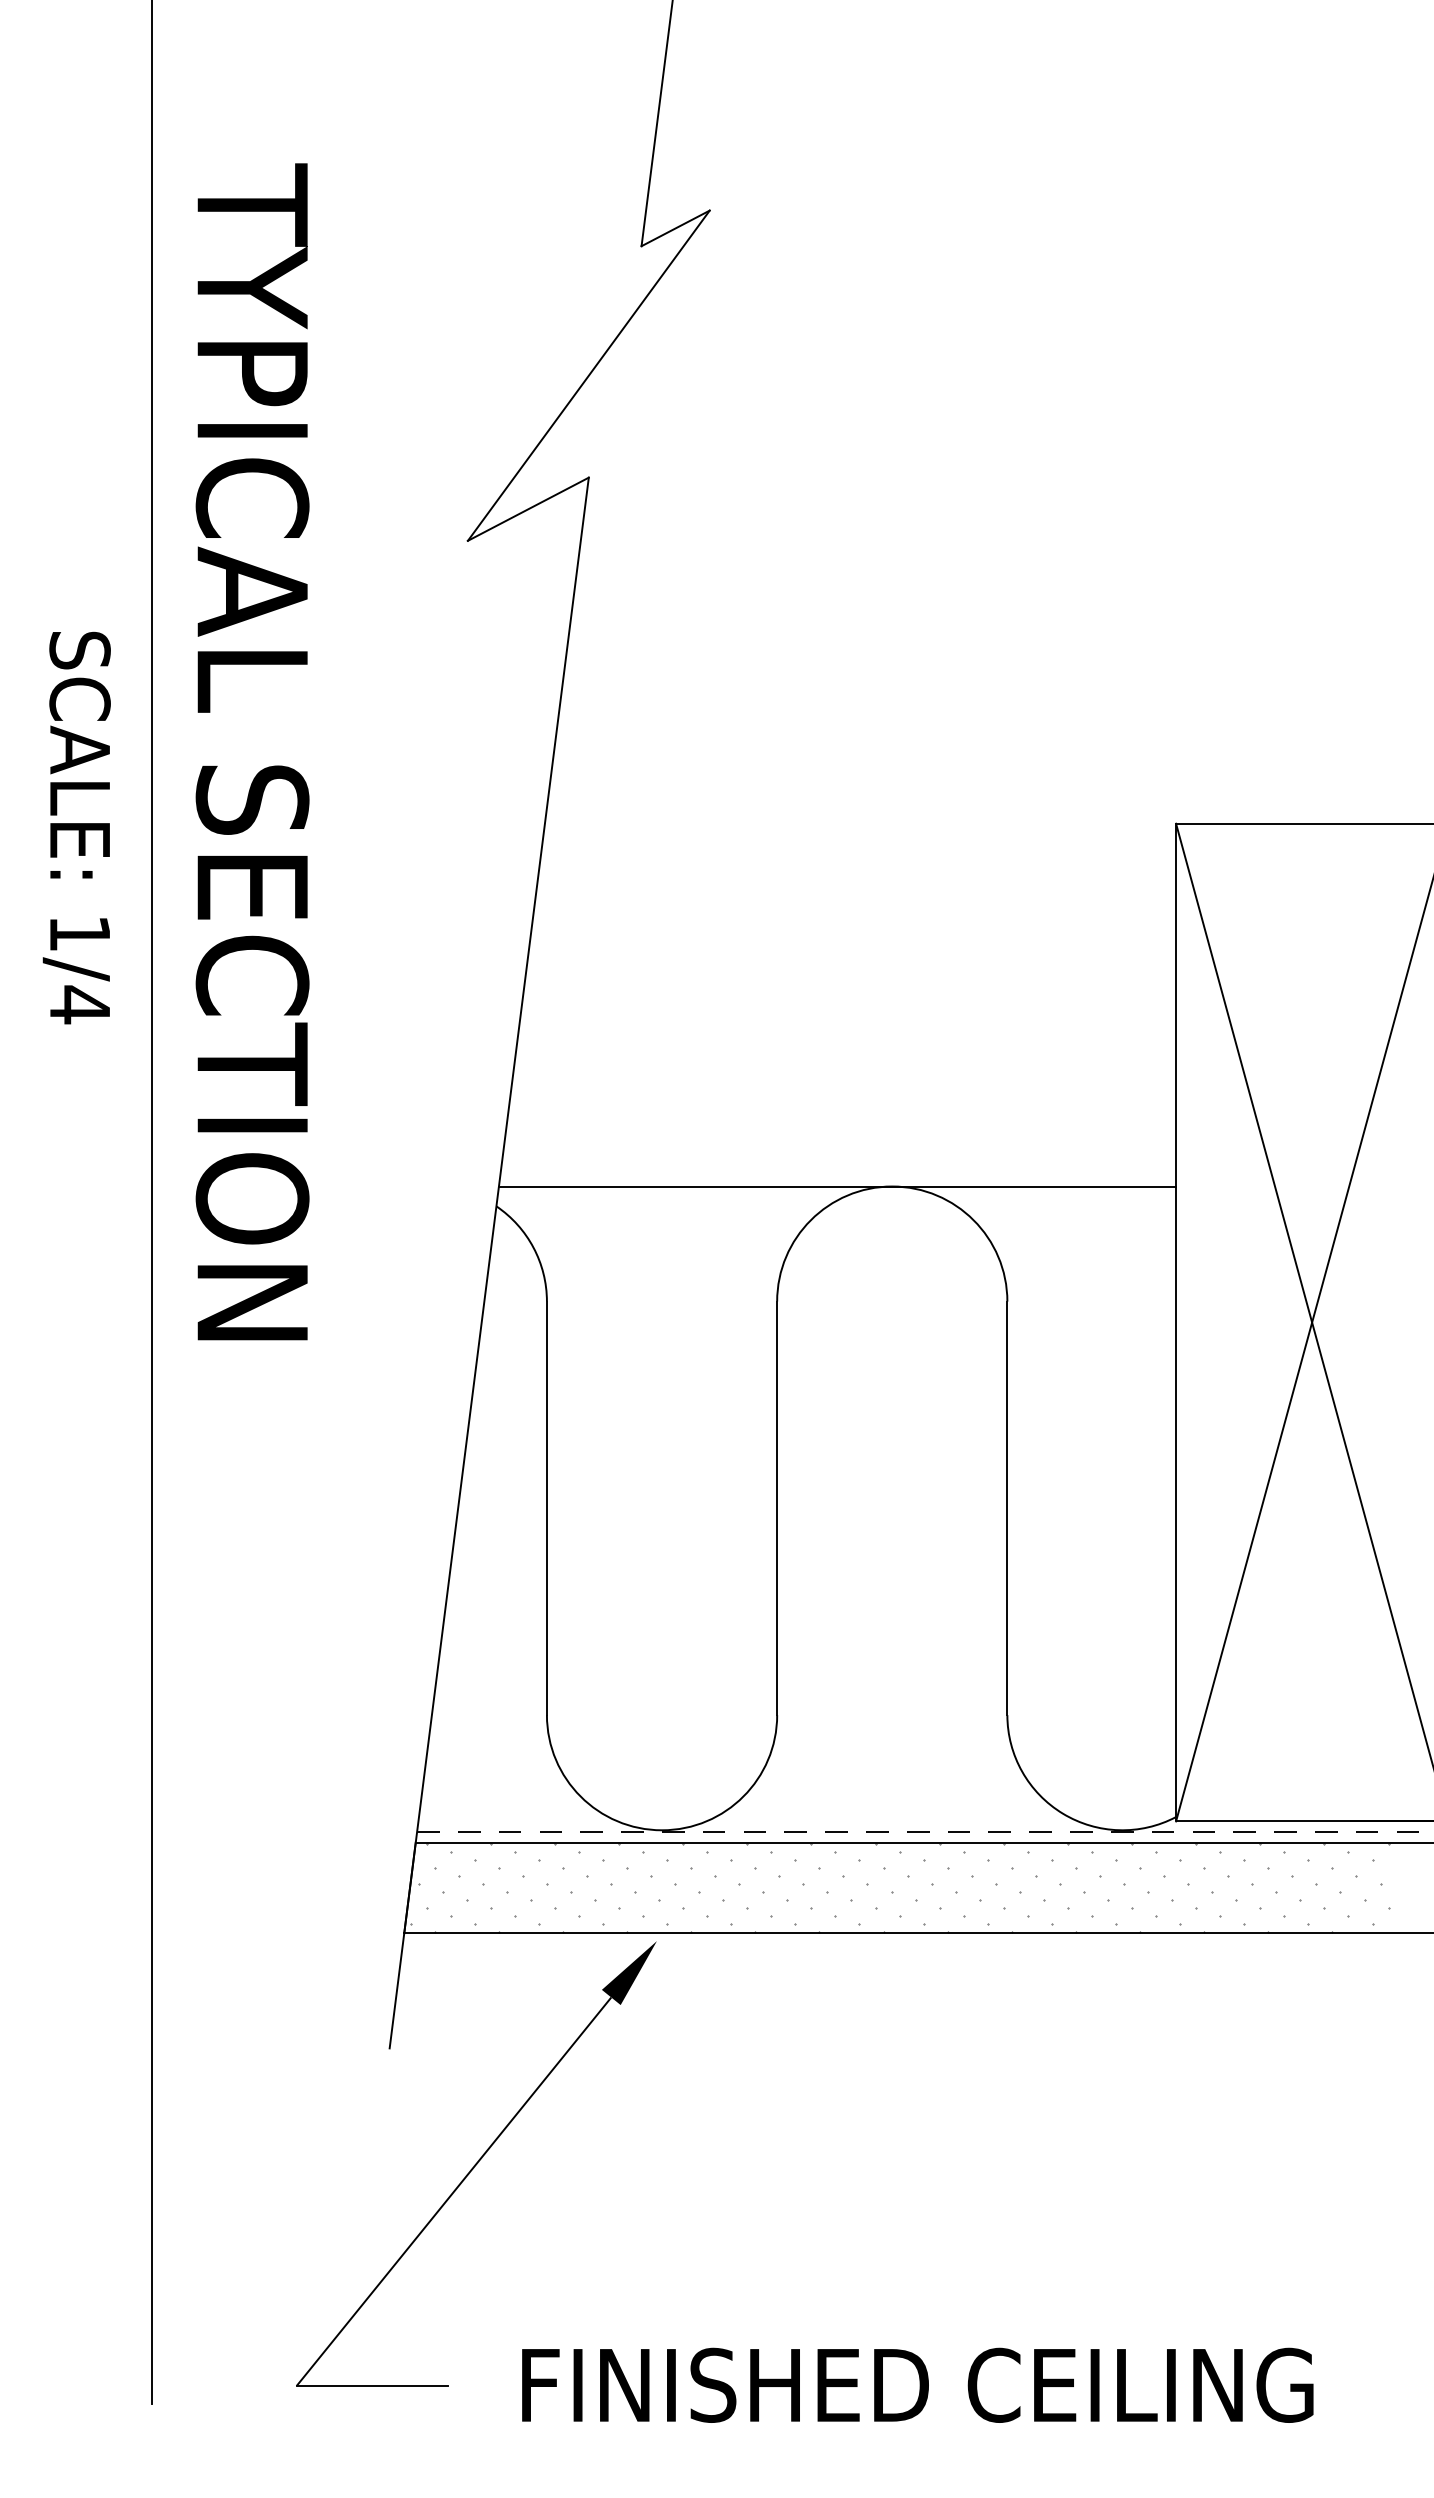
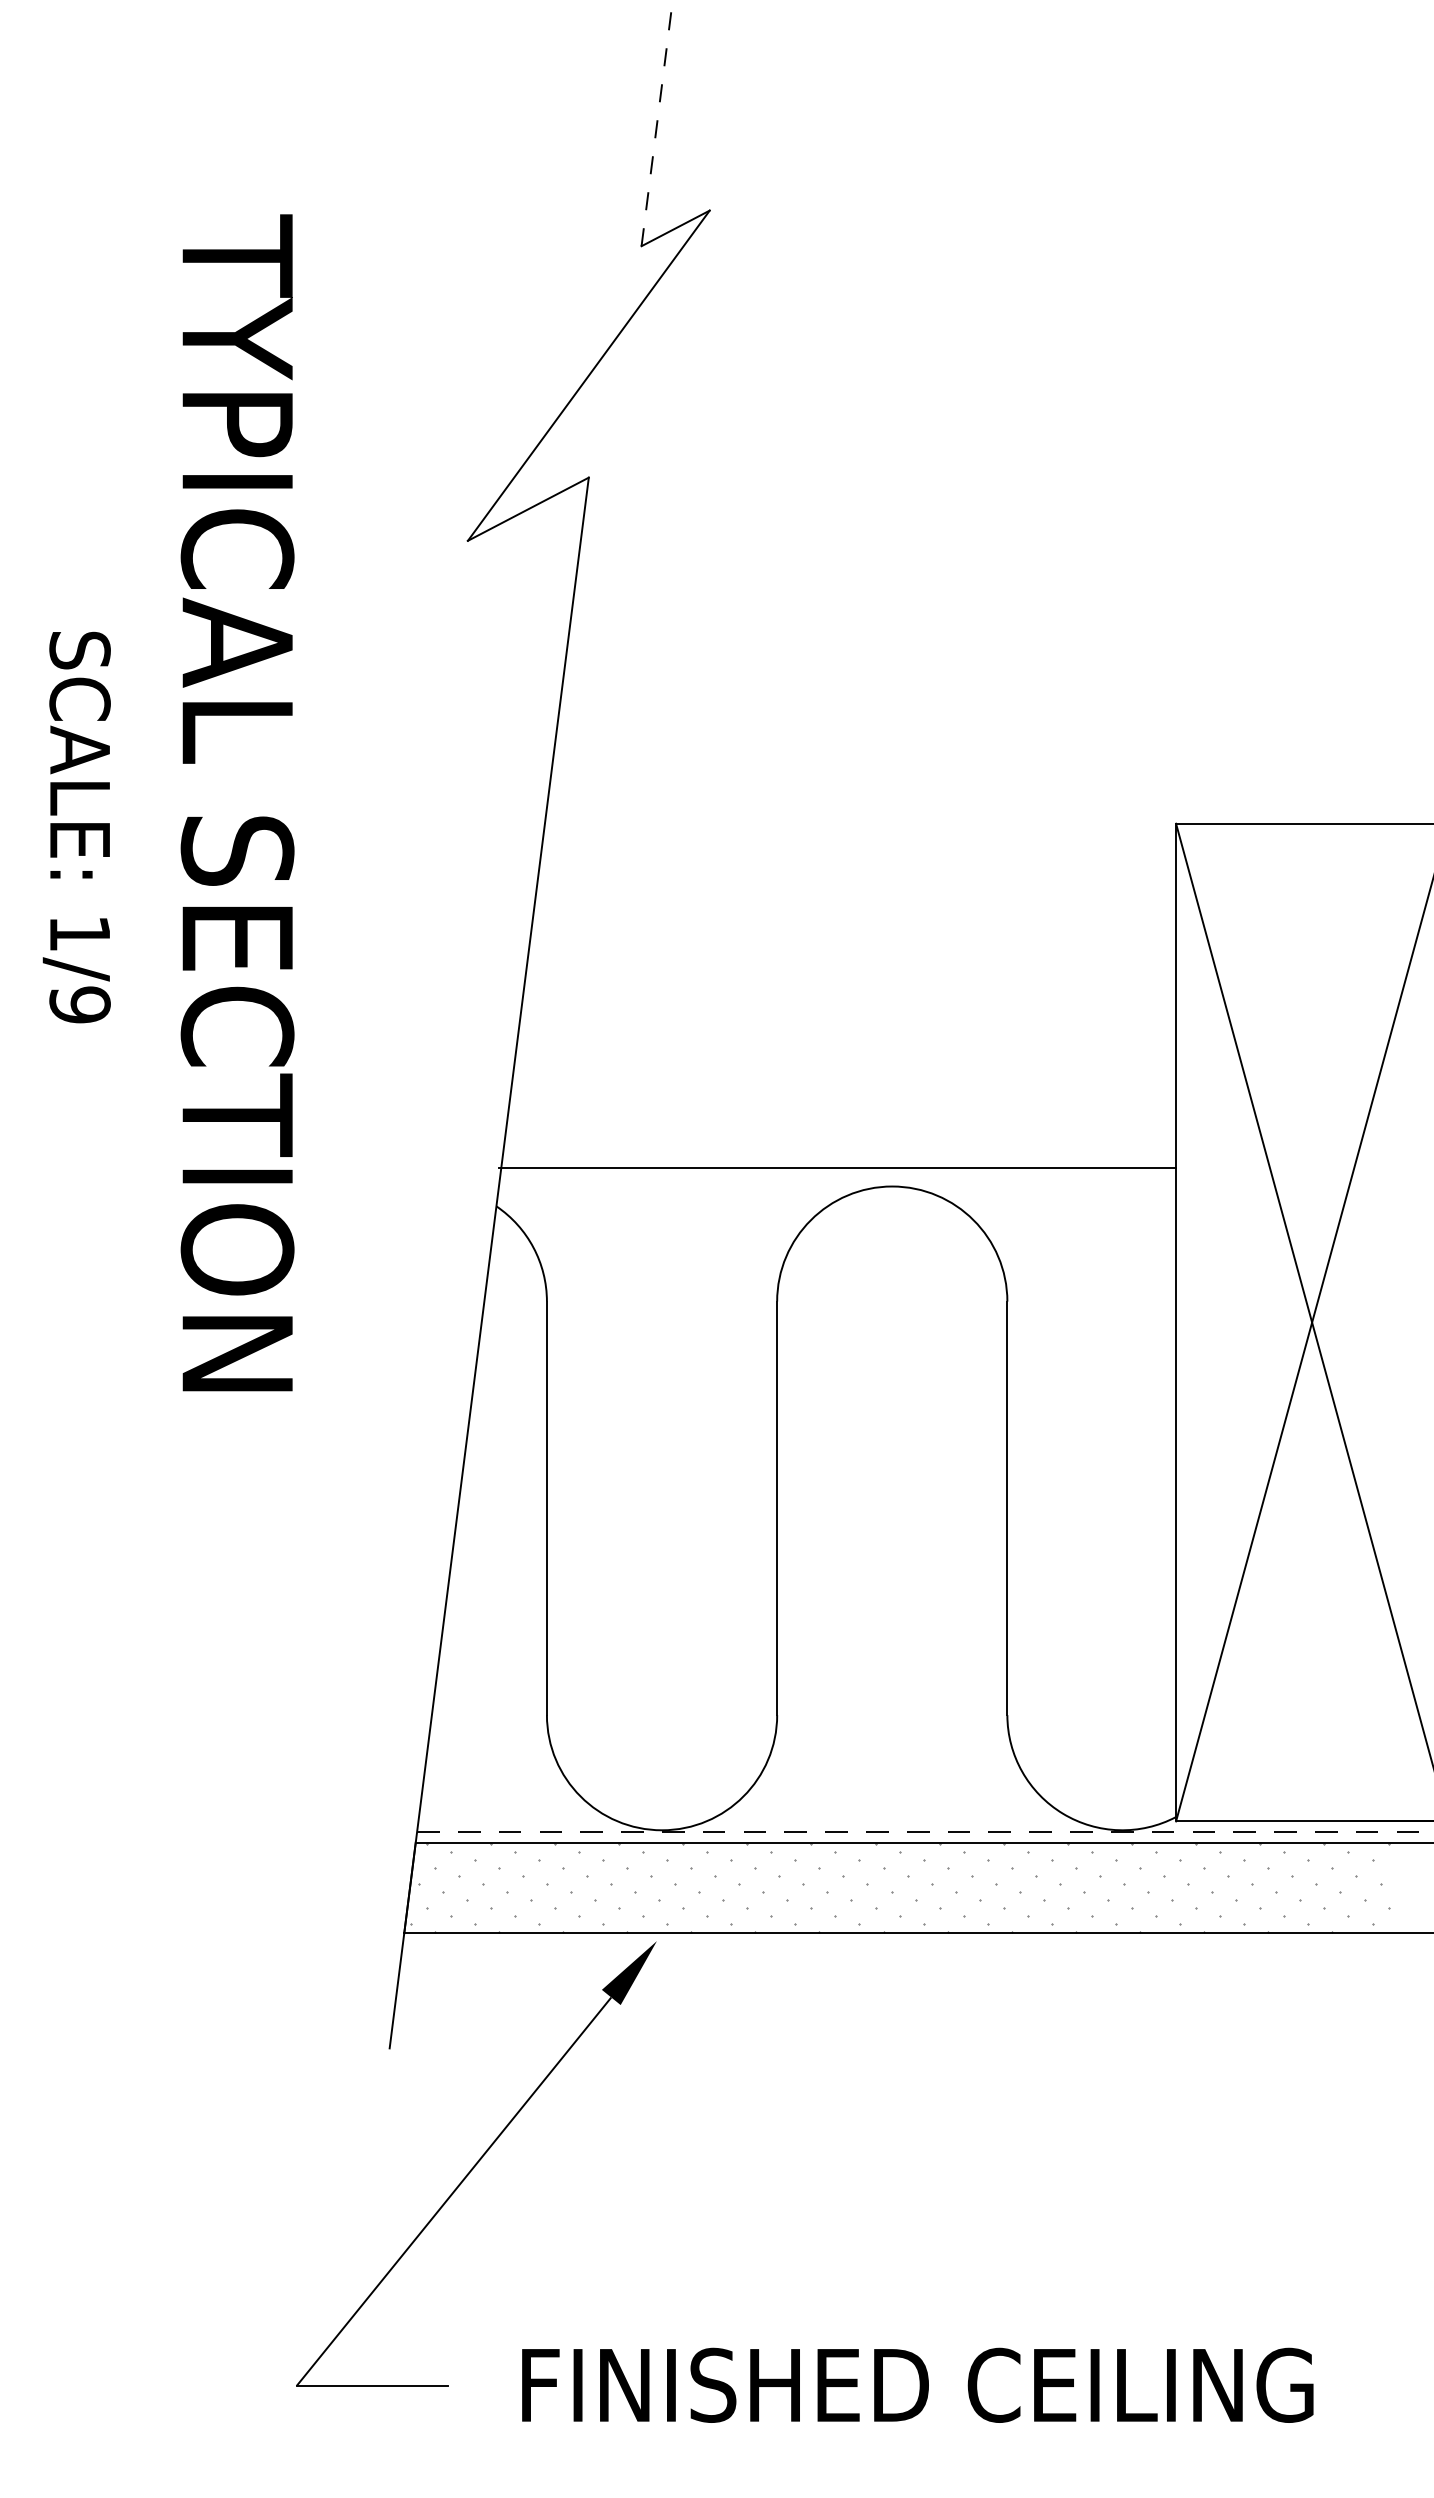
line: solid -> dashed (657, 123)
text position: (252, 751) -> (237, 802) (237, 802)
text: 1/4 -> 1/9 (79, 1004)
line position: (837, 1186) -> (837, 1167) (837, 1167)
line: present -> none (151, 1203)
